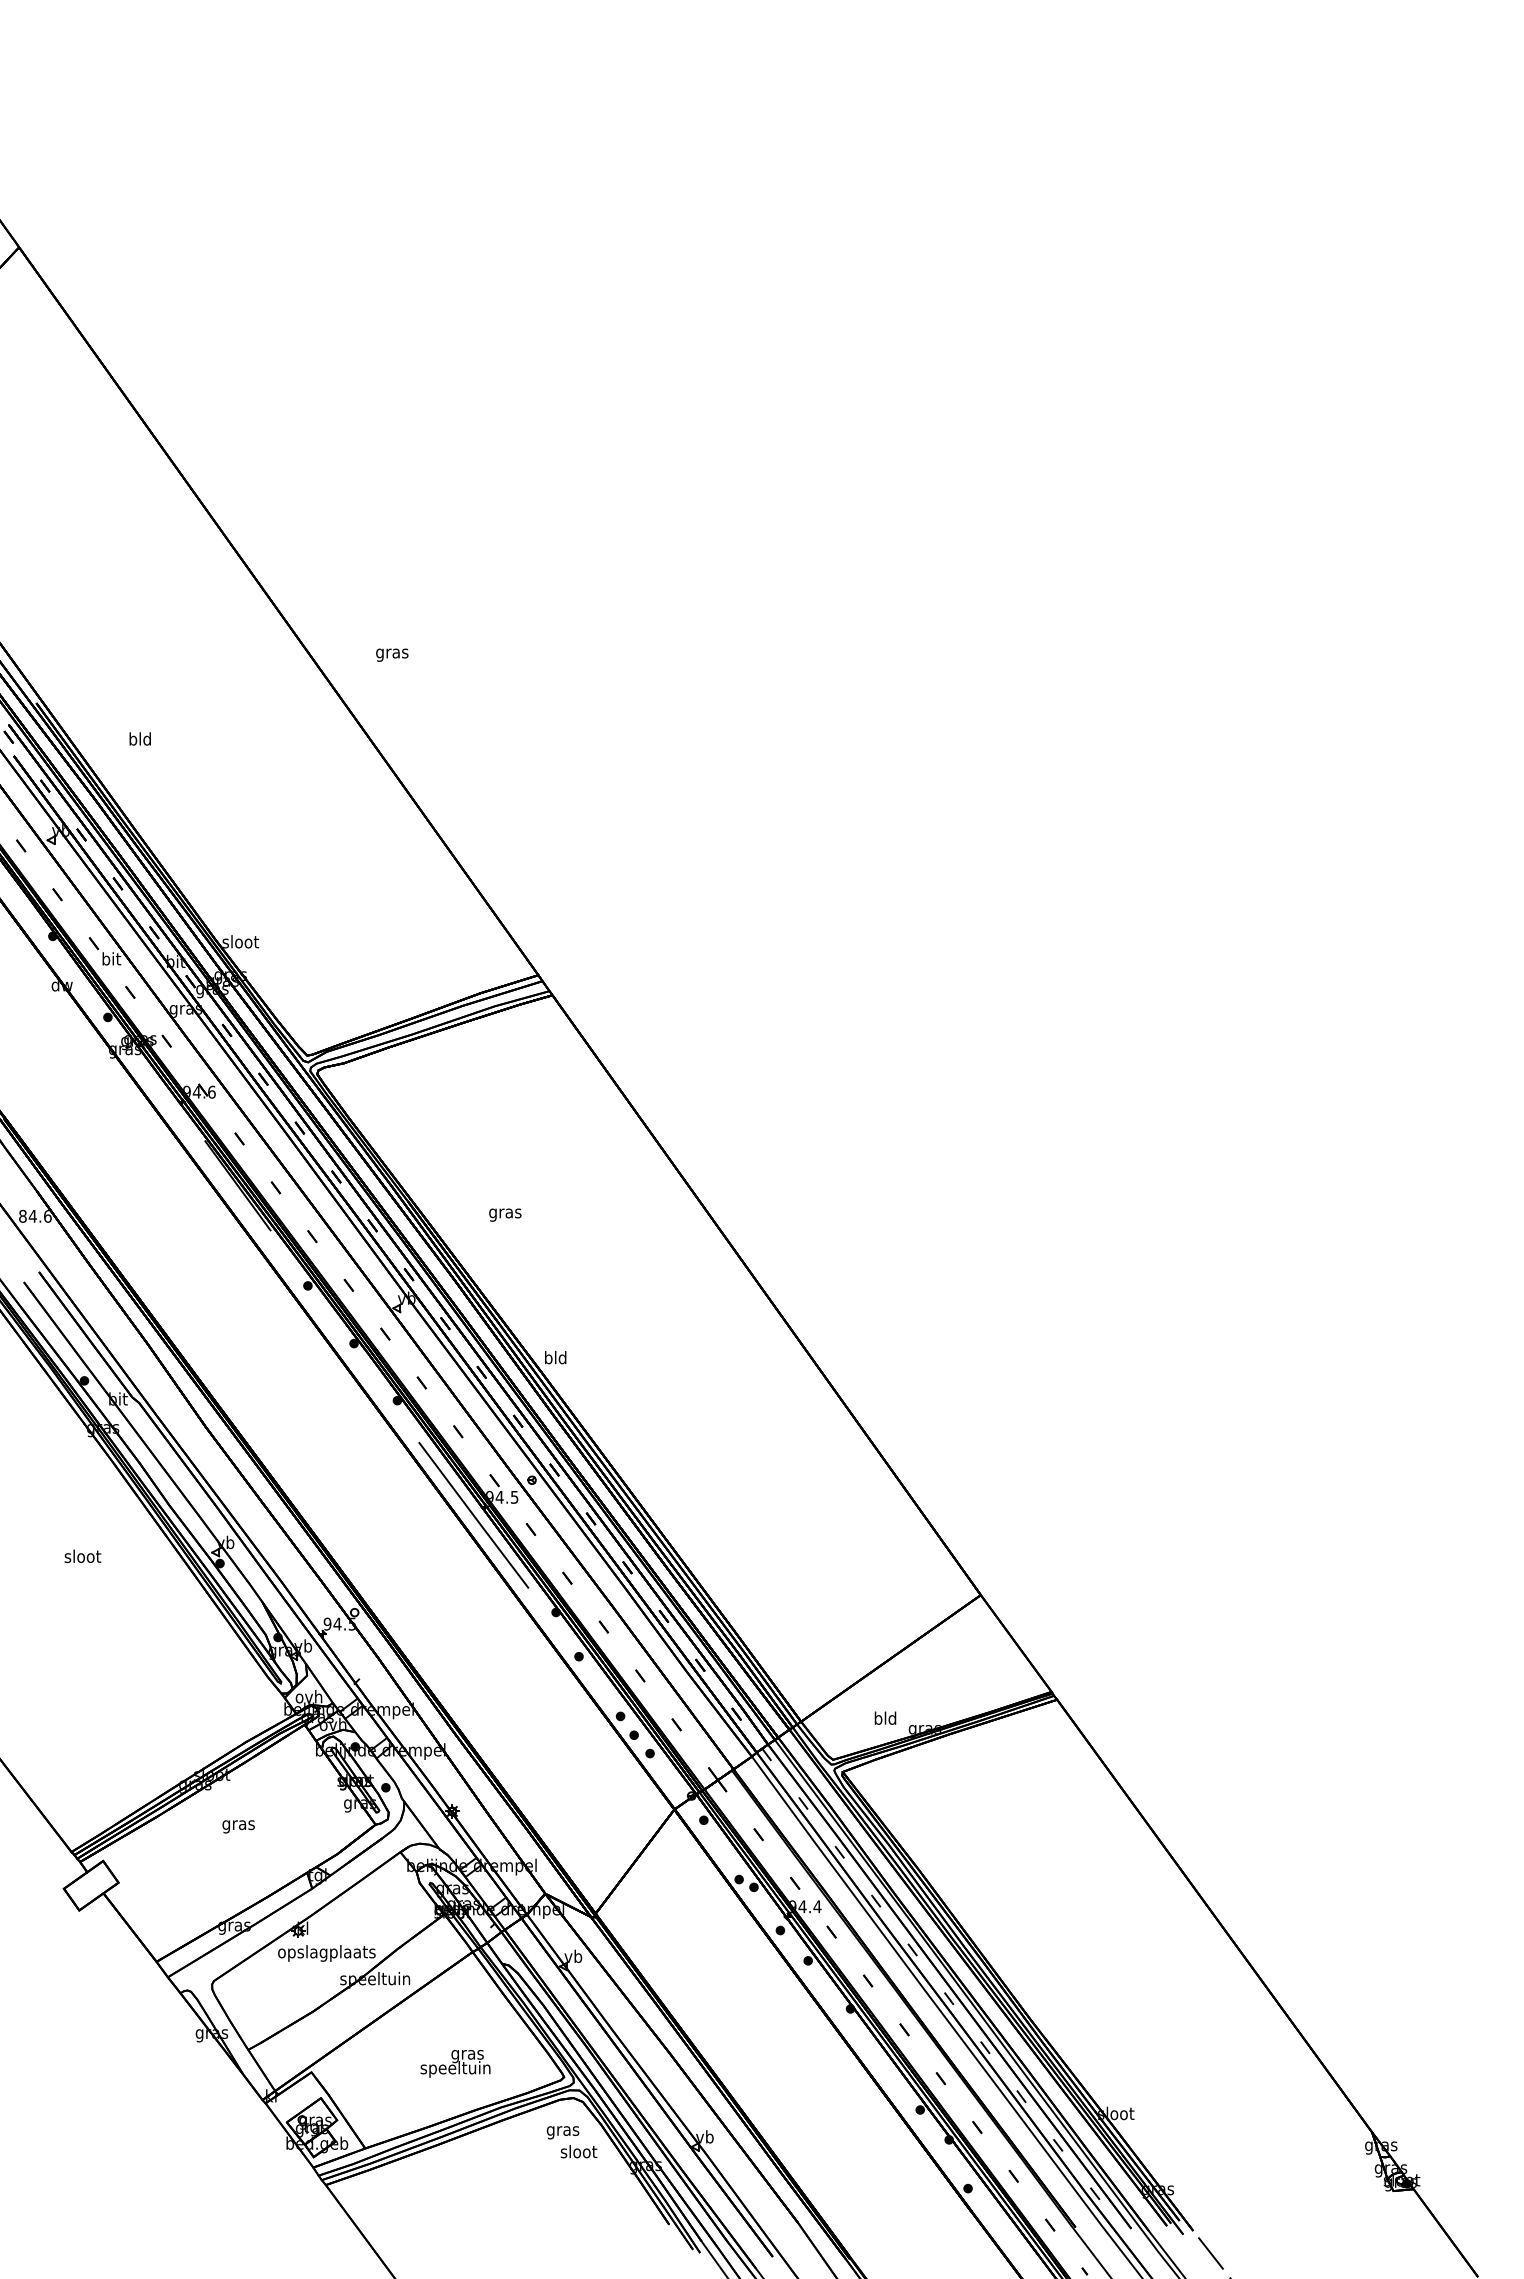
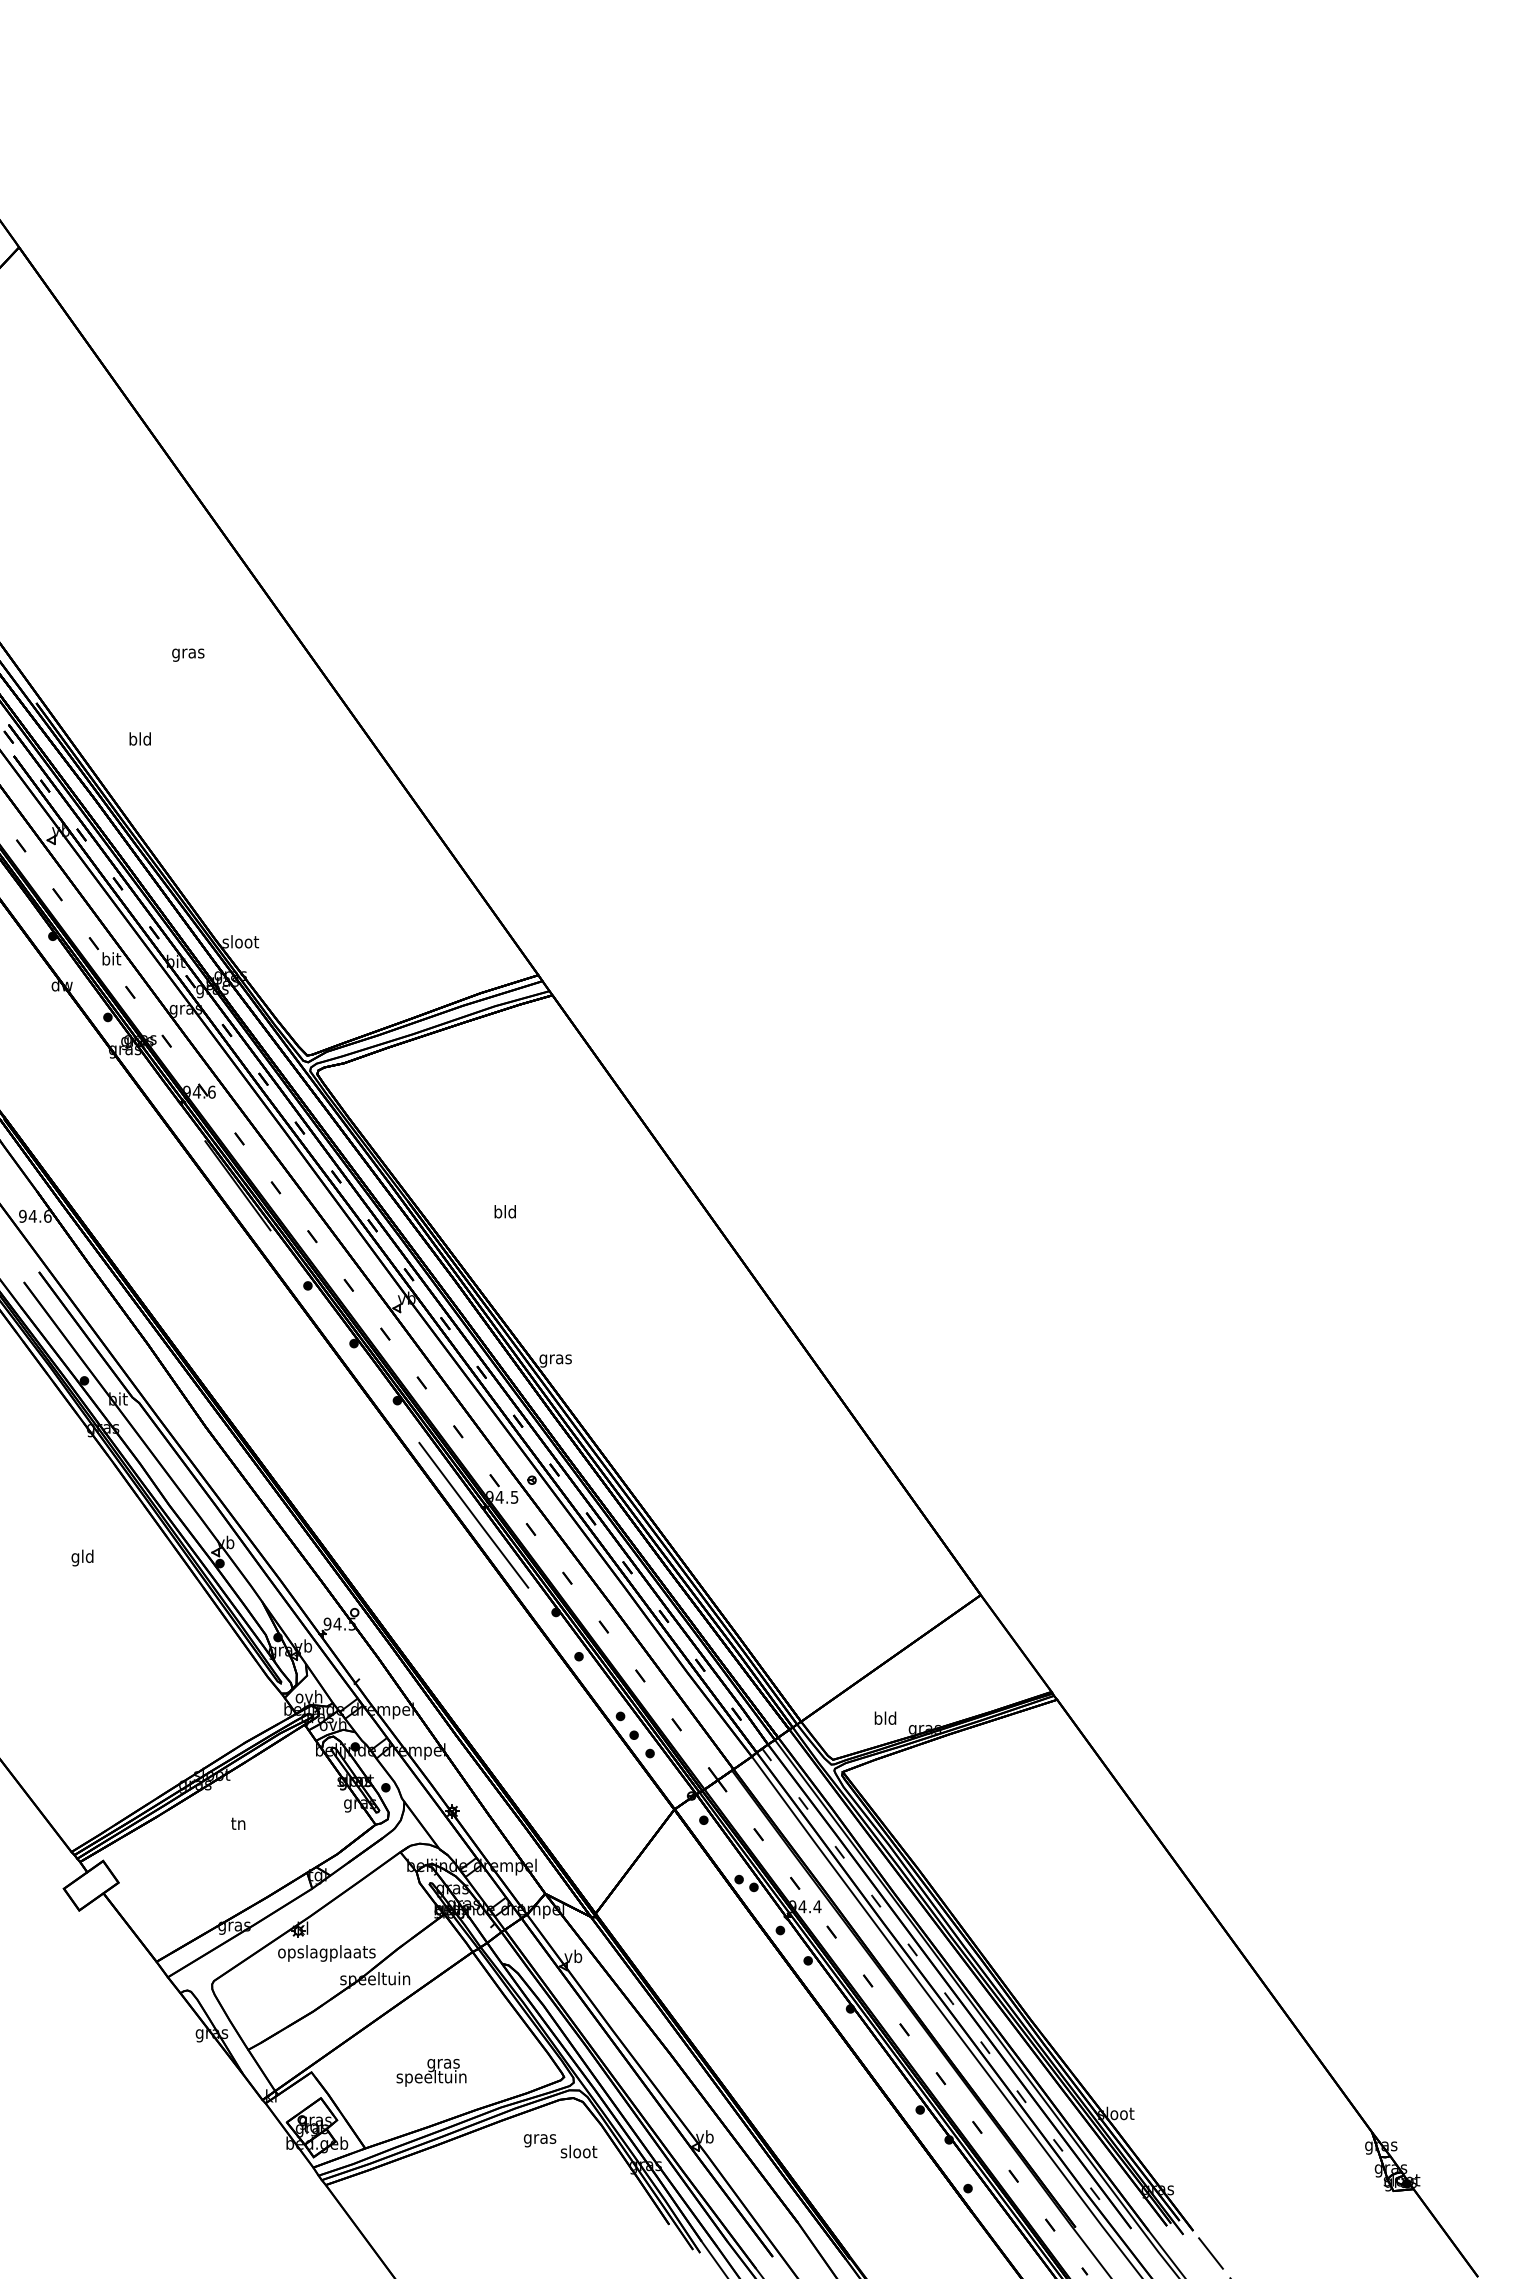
text position: (392, 654) -> (188, 654) (188, 654)
text: gras -> bld (505, 1213)
text: 84.6 -> 94.6 (22, 1216)
text: bld -> gras (555, 1359)
text: sloot -> gld (82, 1557)
text: gras -> tn (238, 1825)
text position: (455, 2063) -> (431, 2072) (431, 2072)
text position: (562, 2132) -> (539, 2140) (539, 2140)
